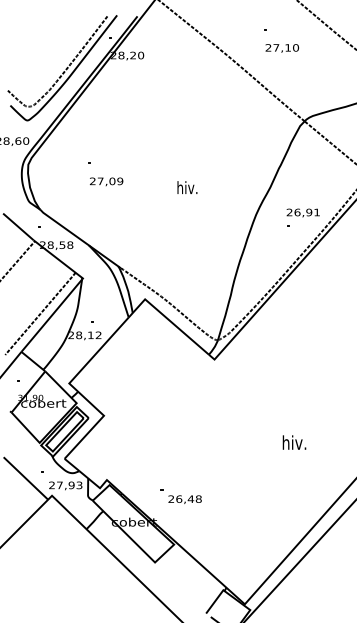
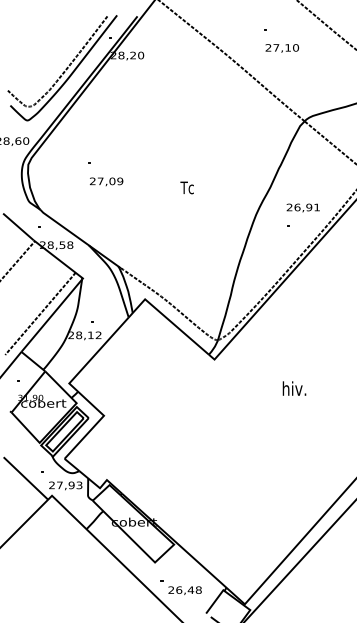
text: hiv. -> Tc (187, 187)
text position: (302, 212) -> (302, 207) (302, 207)
text position: (294, 442) -> (294, 388) (294, 388)
part position: (180, 496) -> (180, 587) (180, 587)
